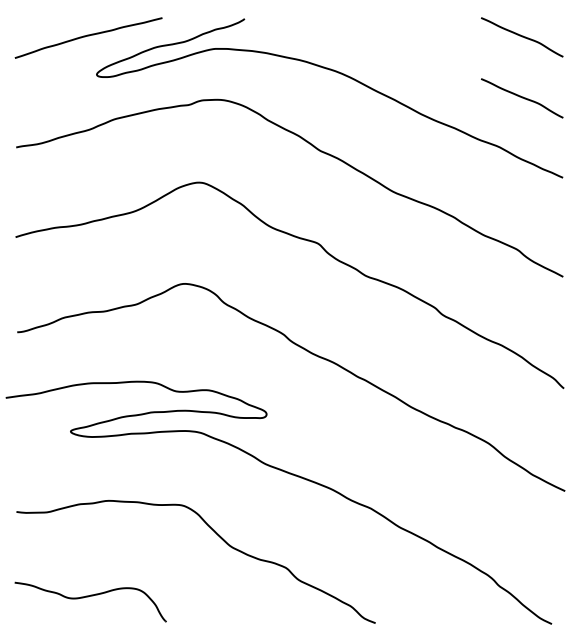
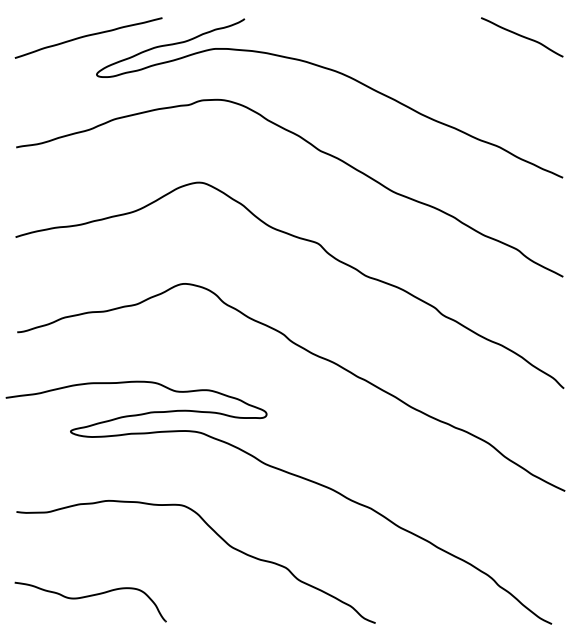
curve: present -> none (522, 98)
